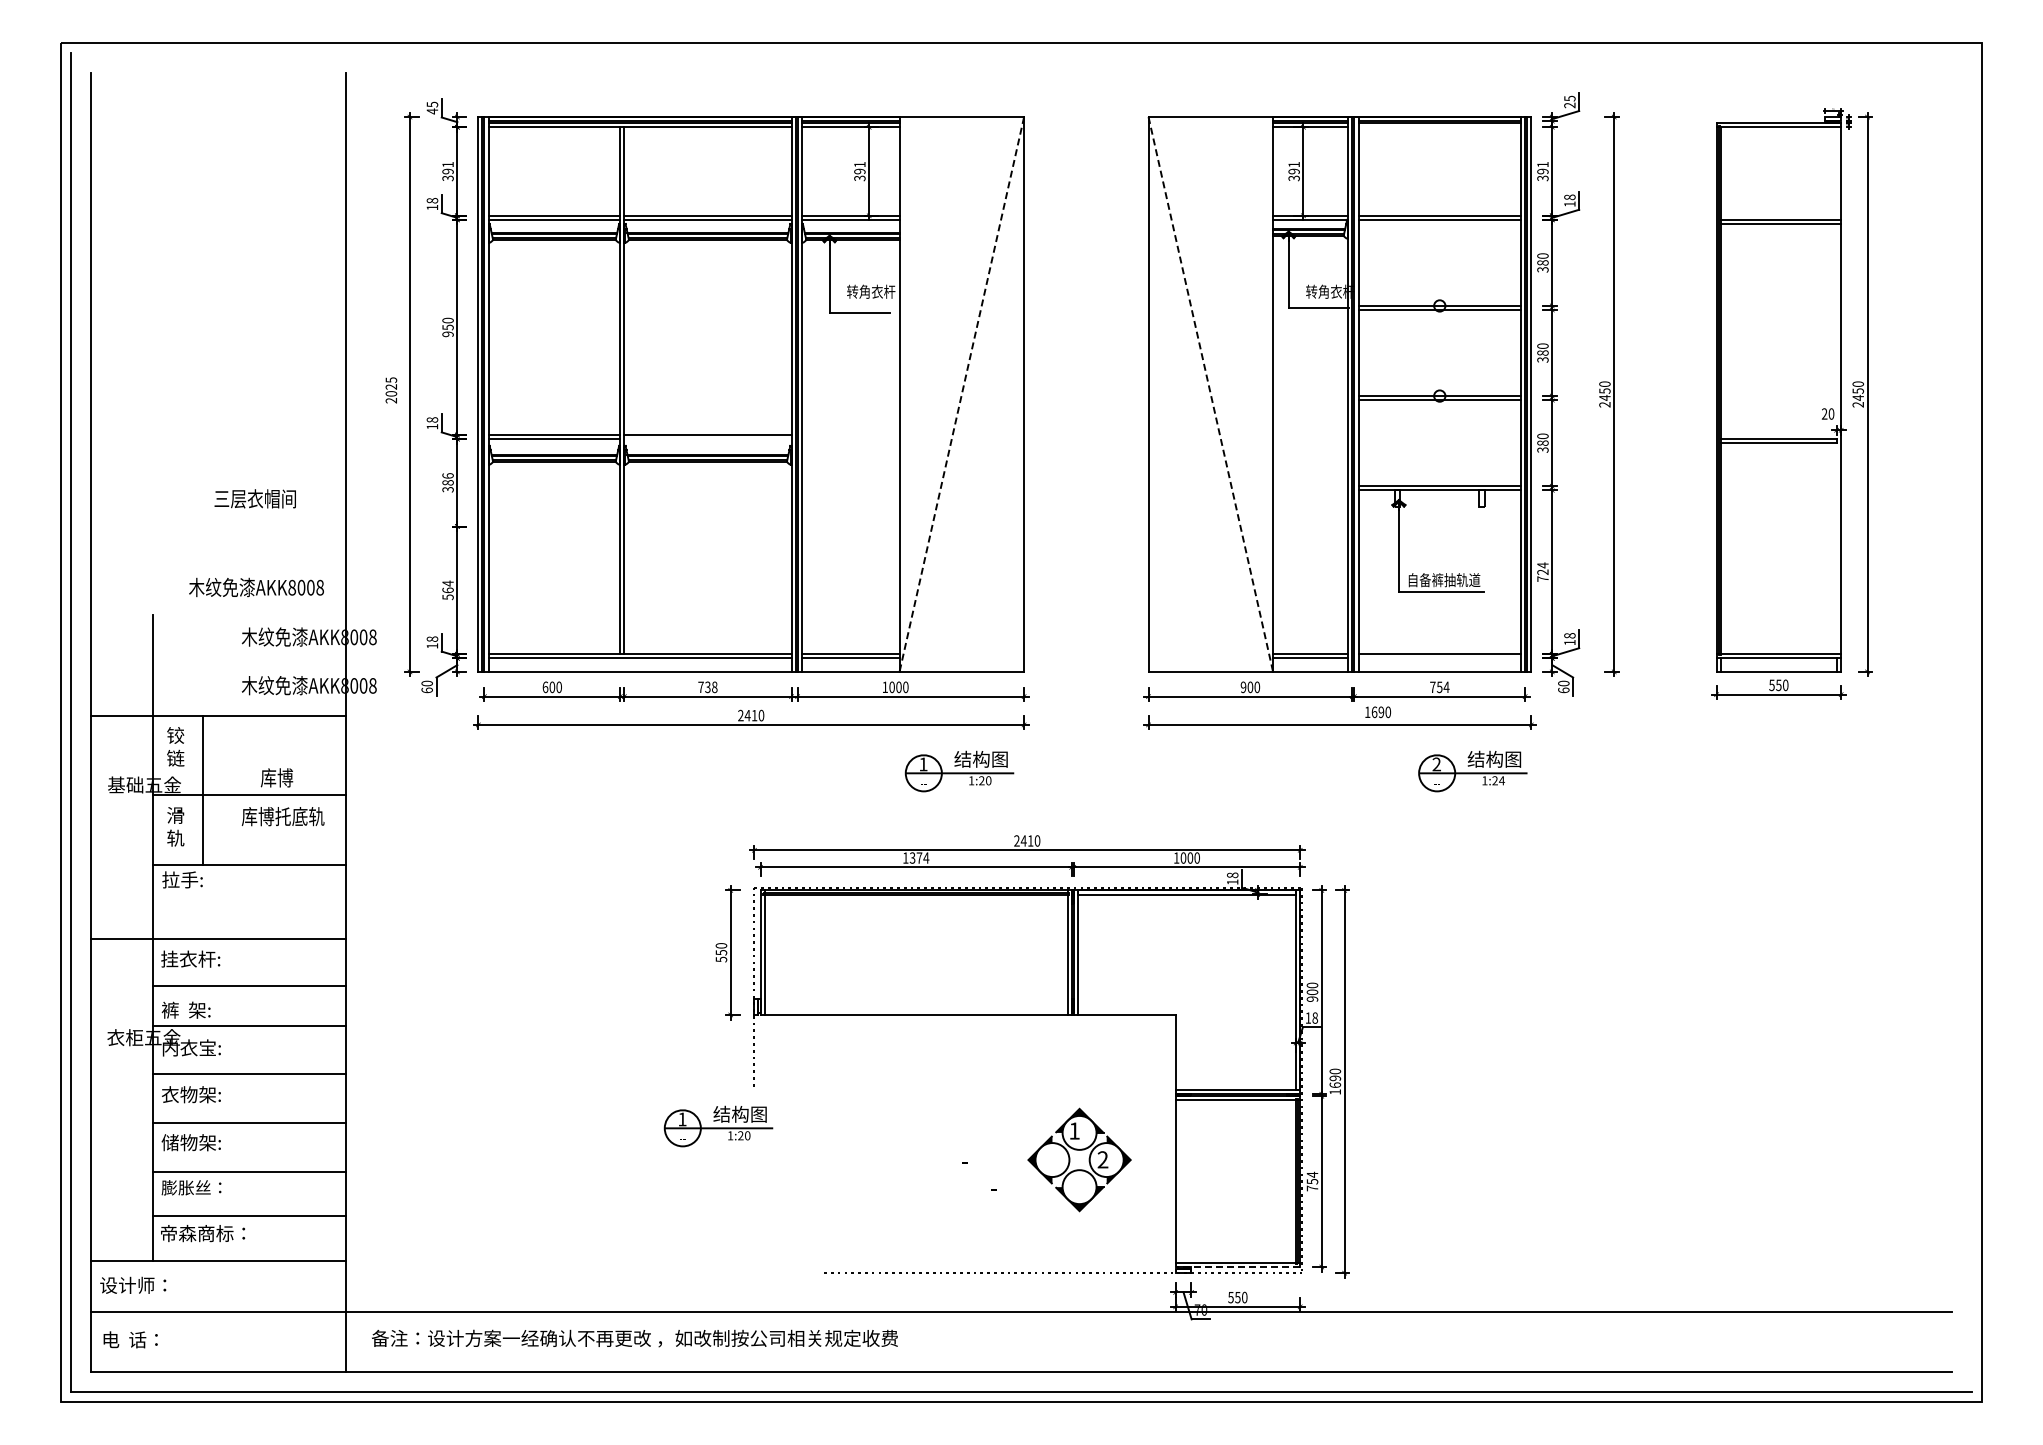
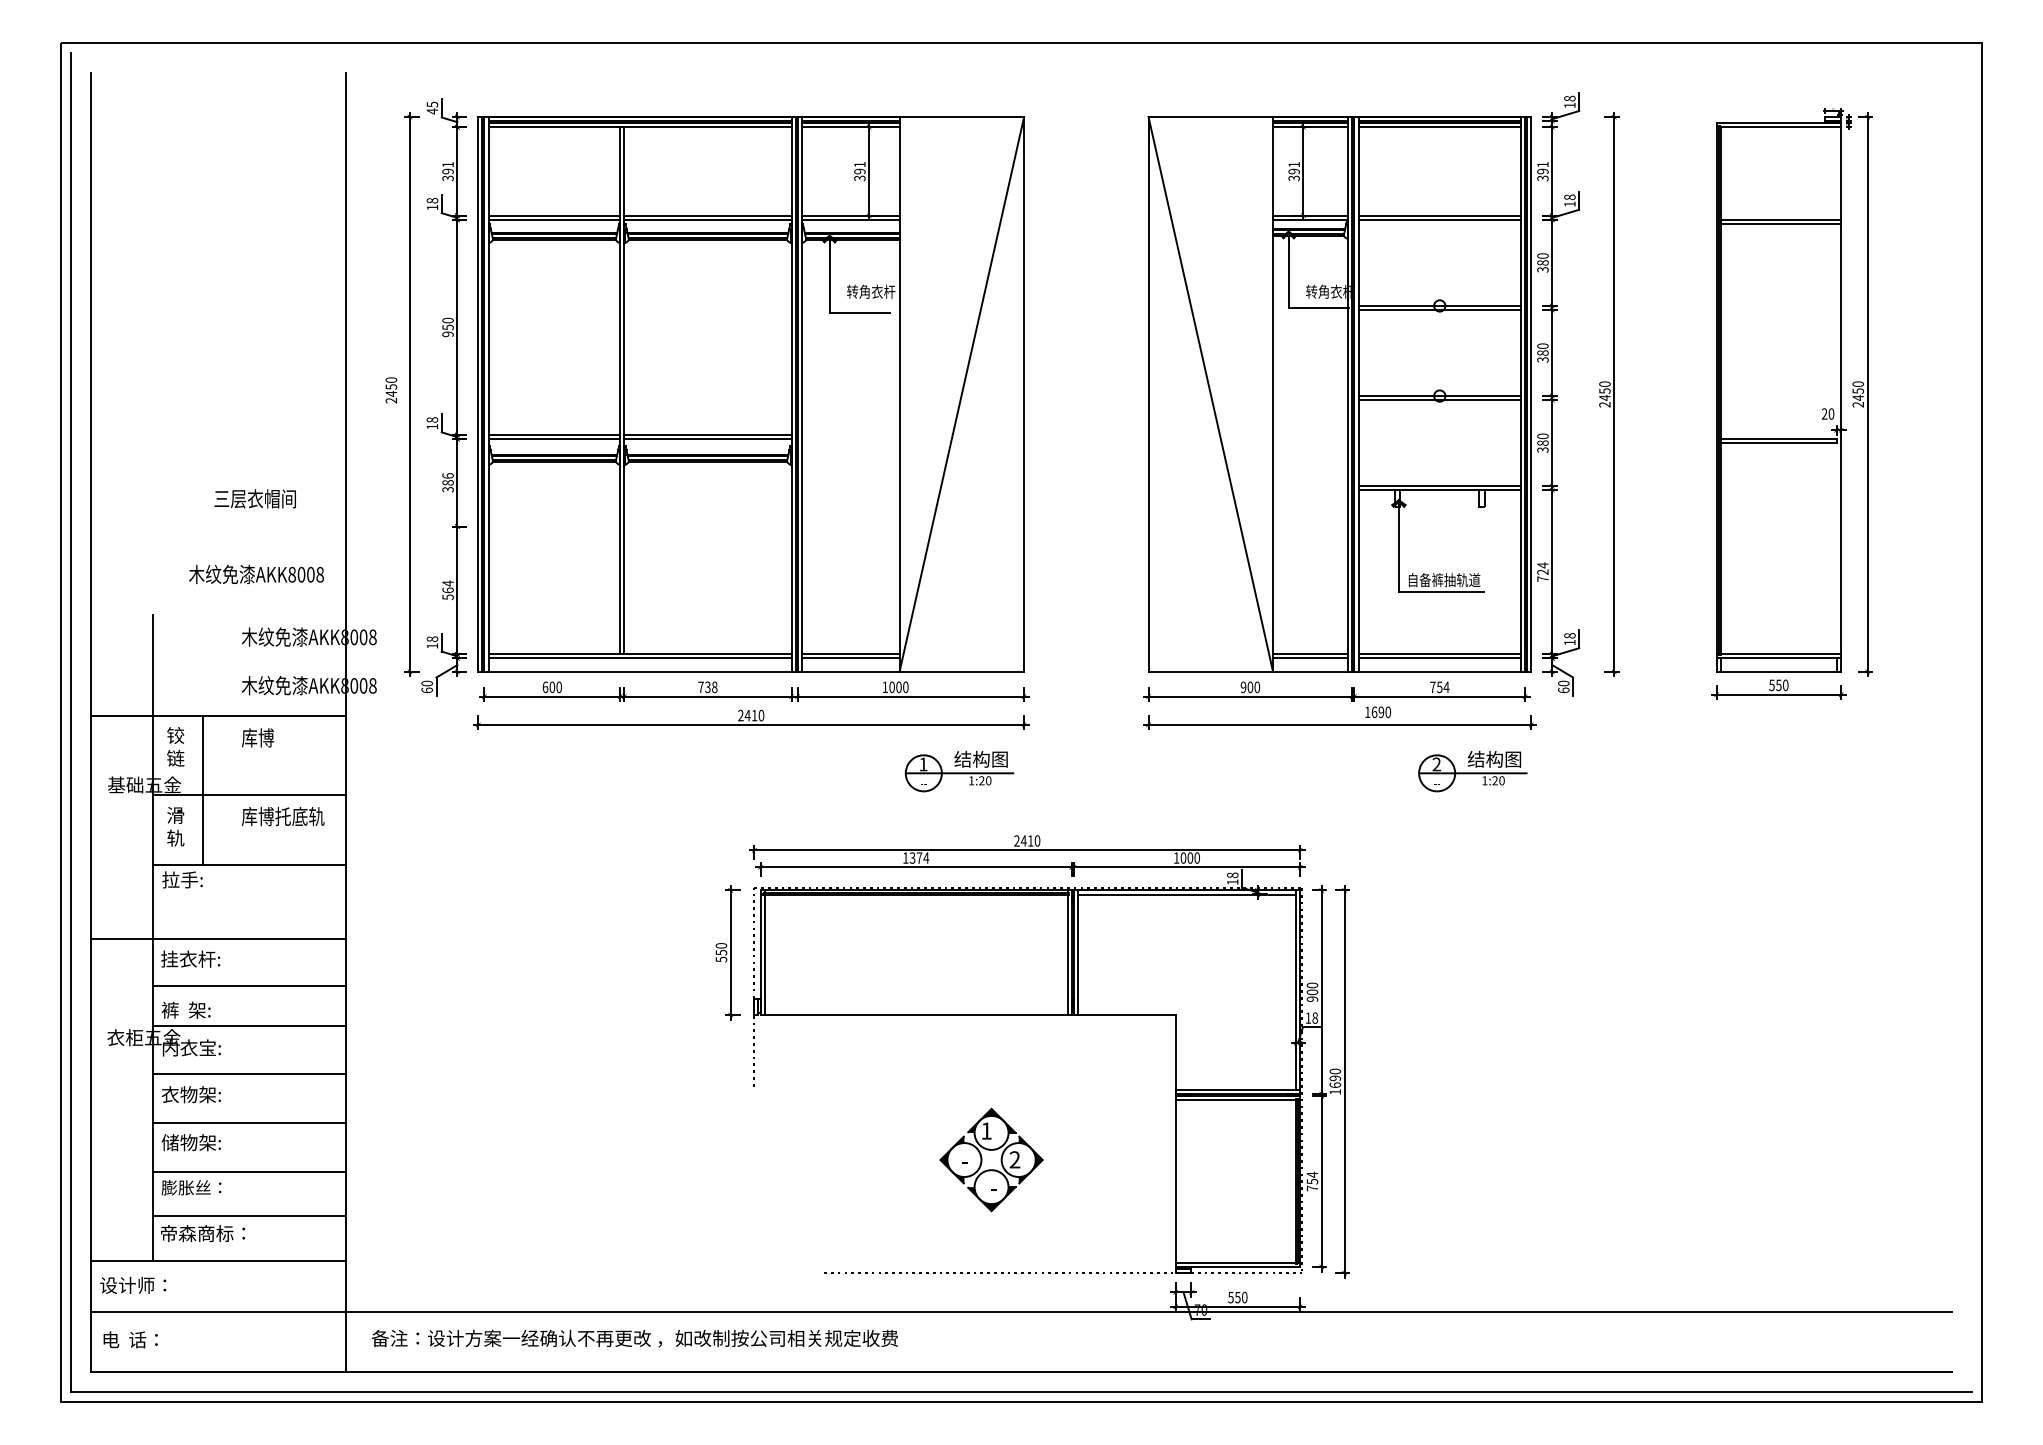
text: 25 -> 18 (1569, 101)
line: none -> present (1439, 127)
text: 2025 -> 2450 (391, 386)
line: dashed -> solid (961, 394)
line: dashed -> solid (1210, 394)
line: none -> present (707, 439)
text position: (256, 587) -> (256, 574) (256, 574)
line: none -> present (1439, 658)
text position: (276, 777) -> (257, 737) (257, 737)
text: 1:24 -> 1:20 (1501, 780)
part: present -> none (718, 1126)
part position: (1079, 1150) -> (991, 1150) (991, 1150)
line: dashed -> solid (1237, 1267)
